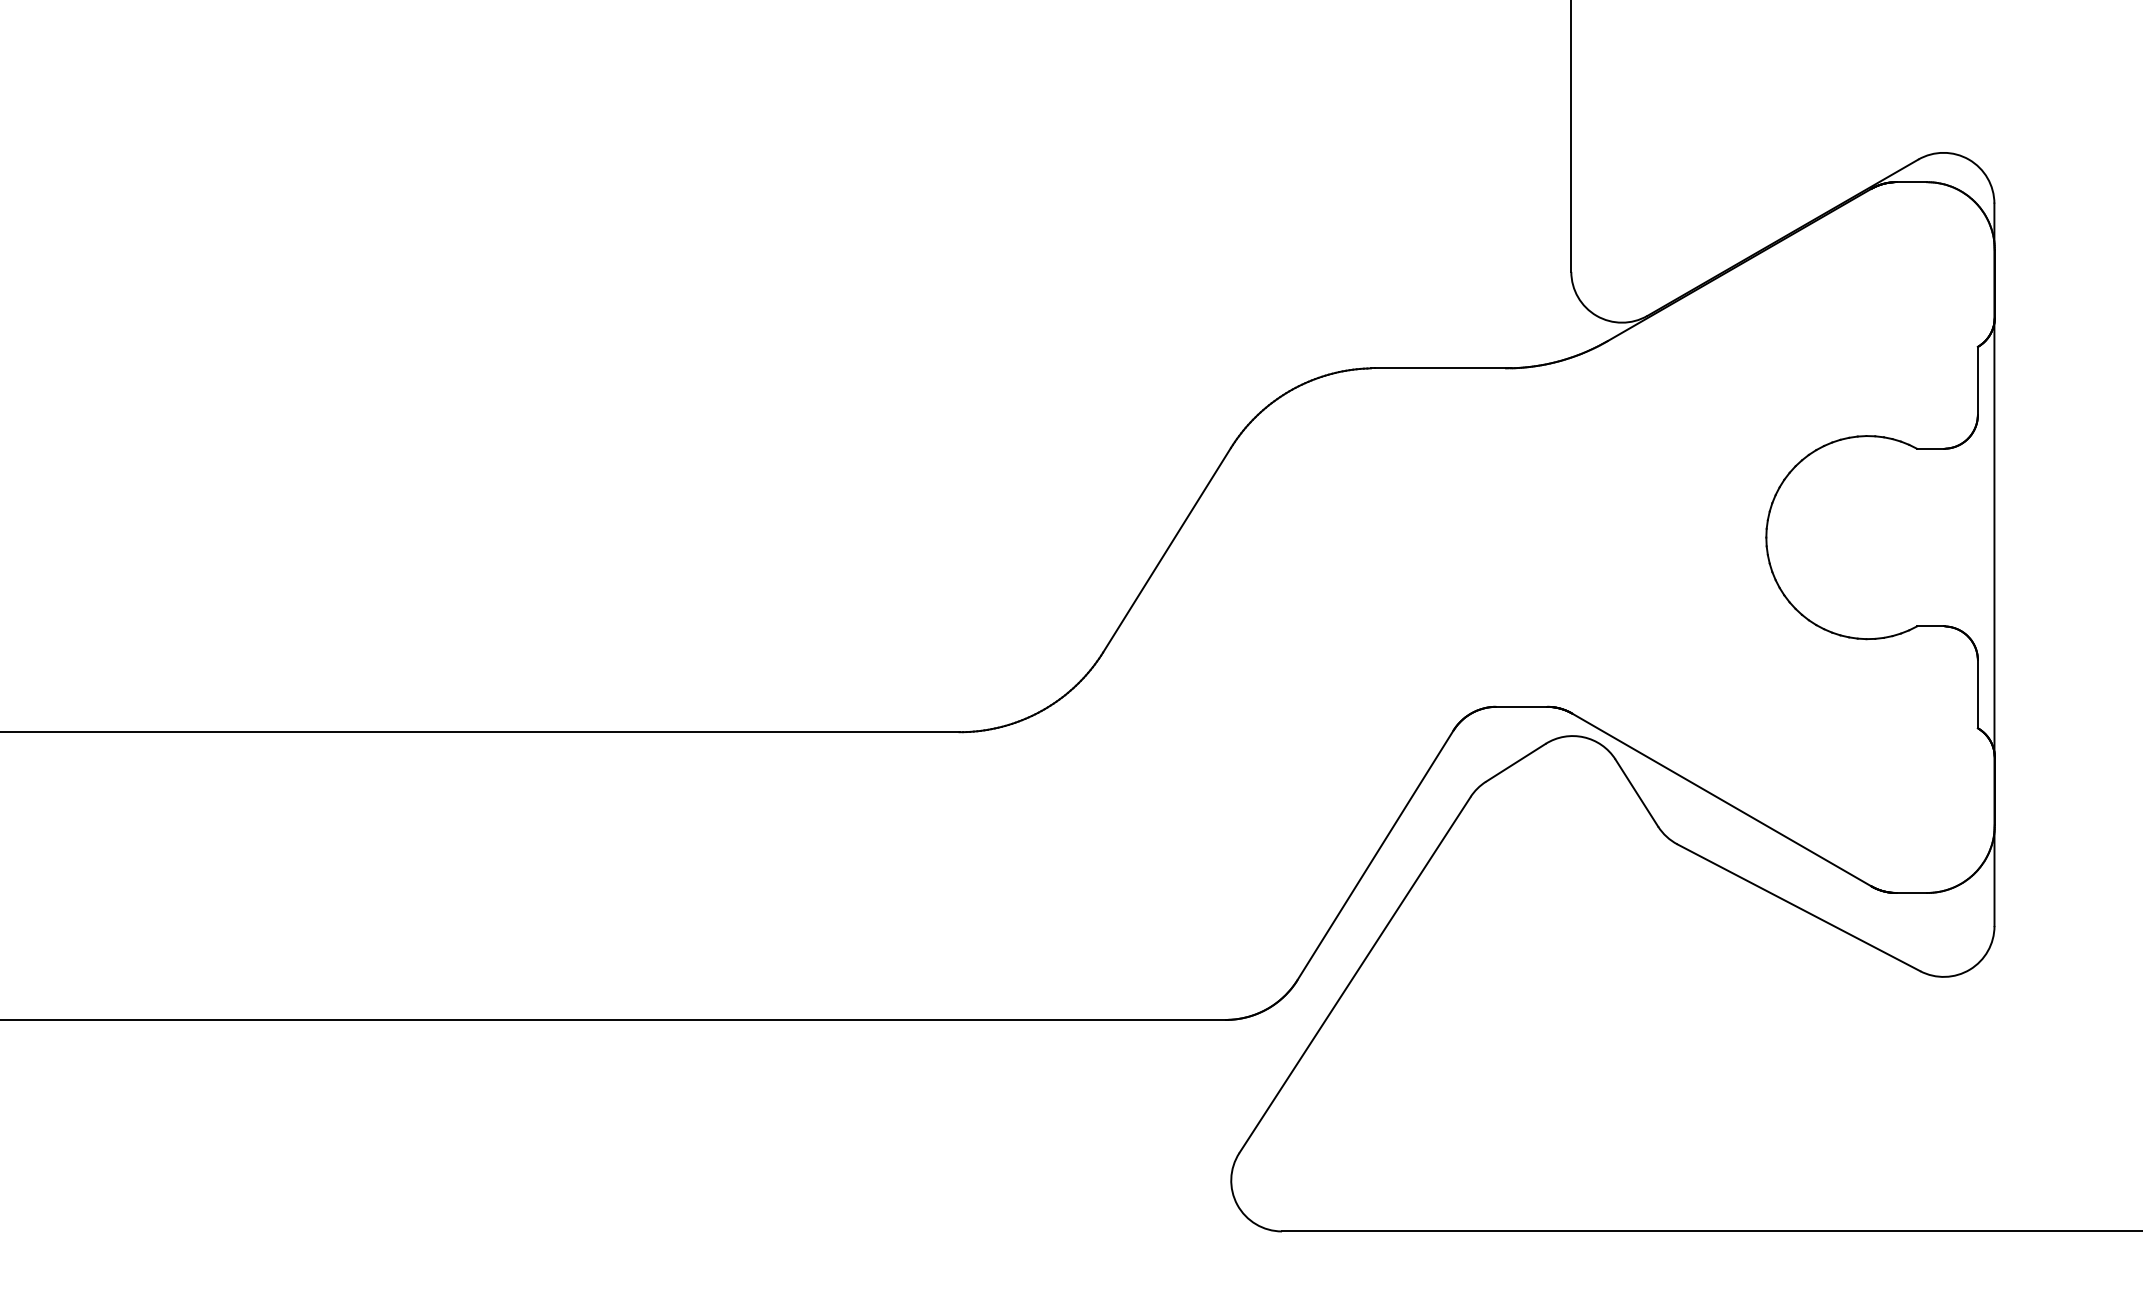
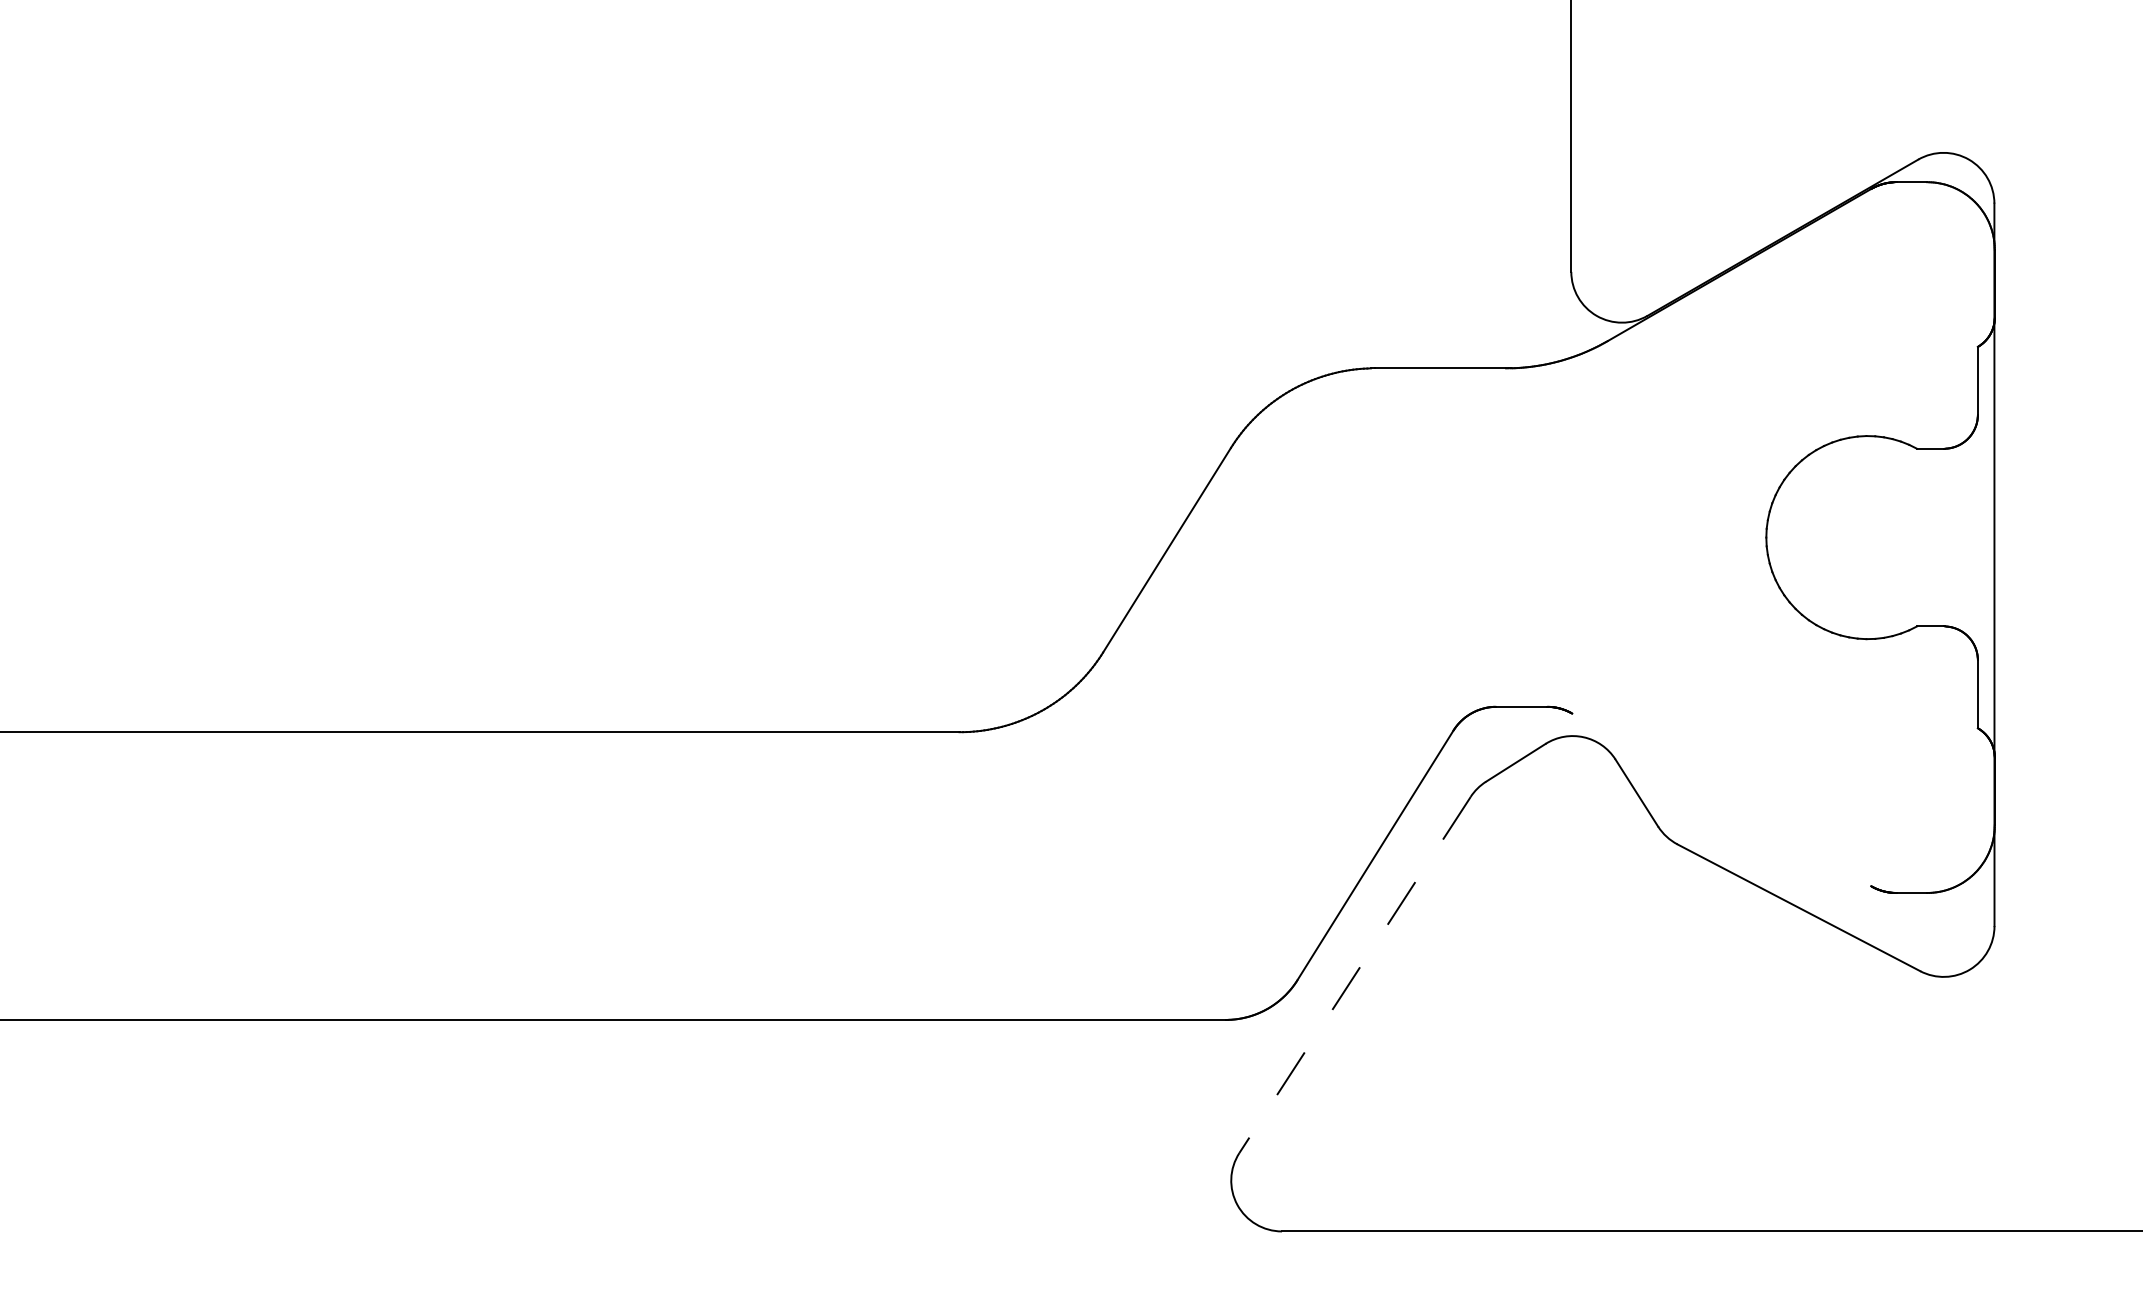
line: present -> none (1721, 799)
line: solid -> dashed (1354, 975)
